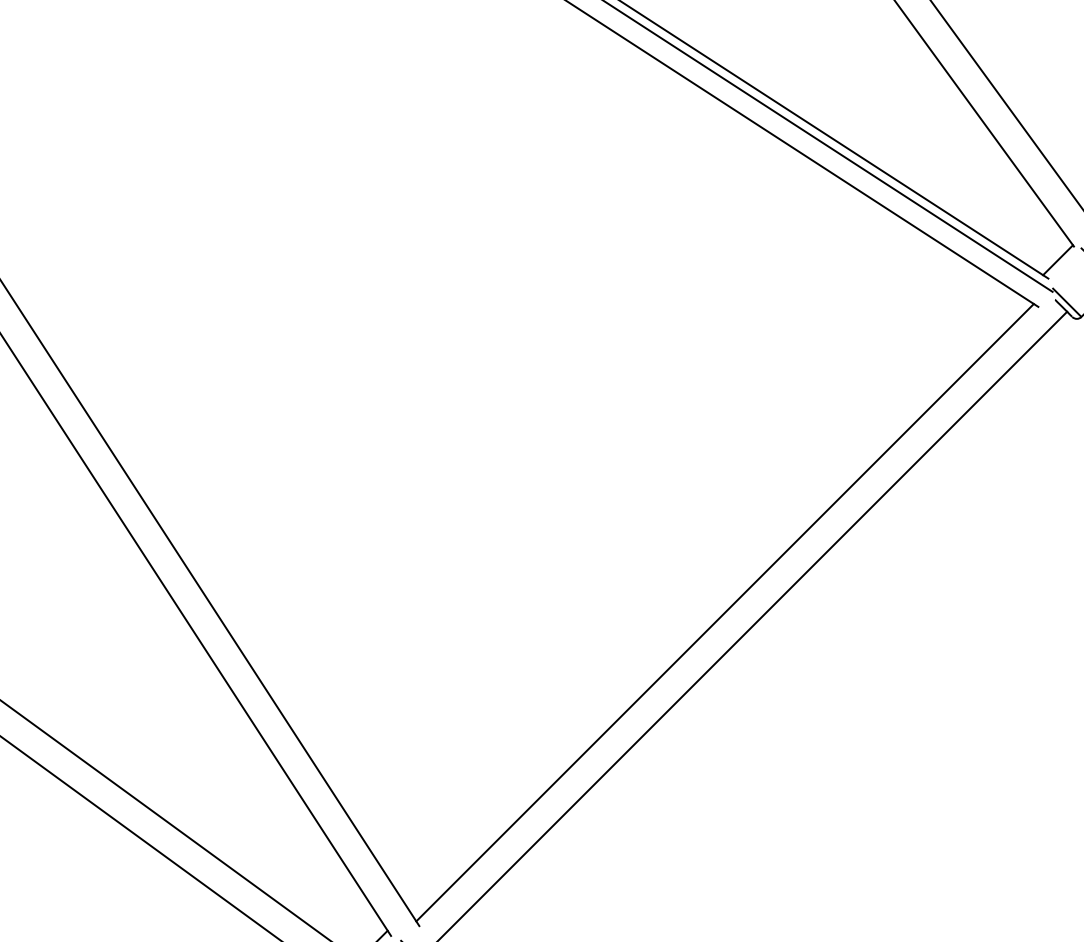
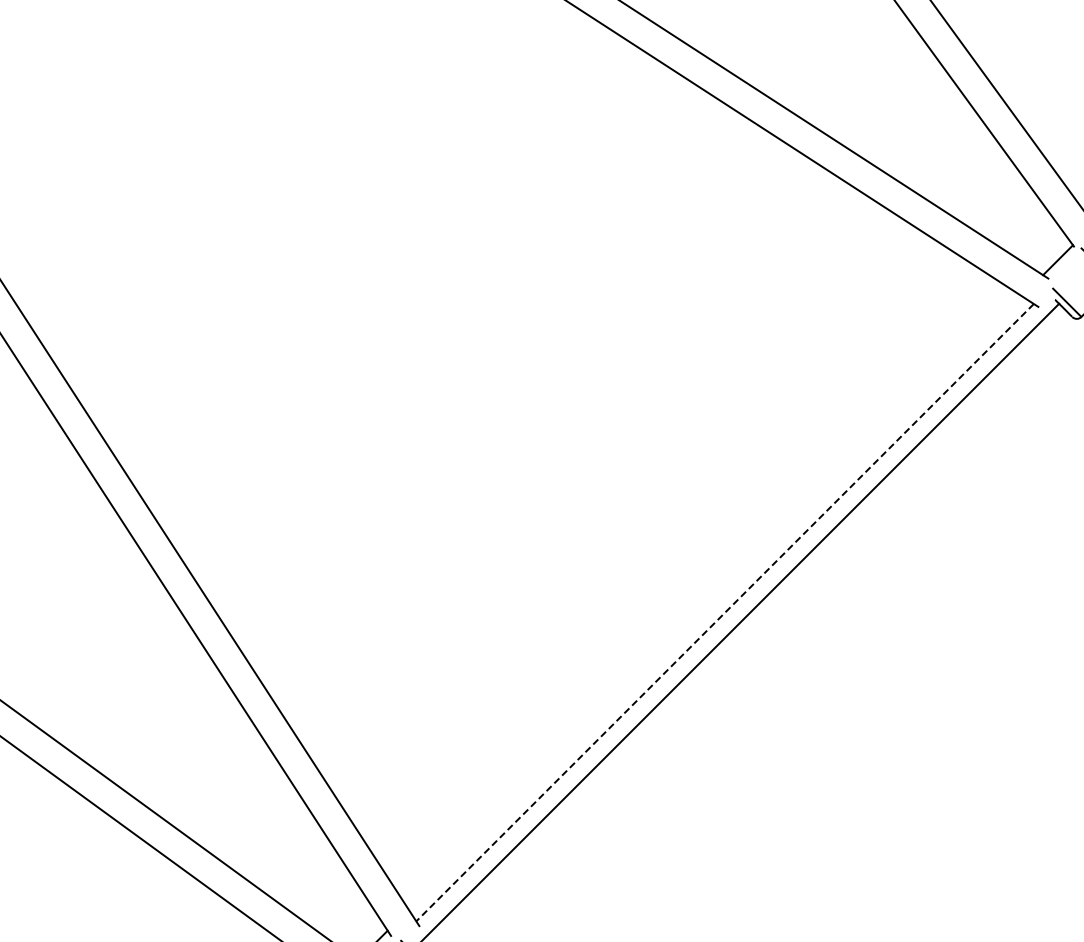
line: present -> none (829, 146)
line: solid -> dashed (725, 612)
line position: (753, 624) -> (741, 620) (741, 620)
